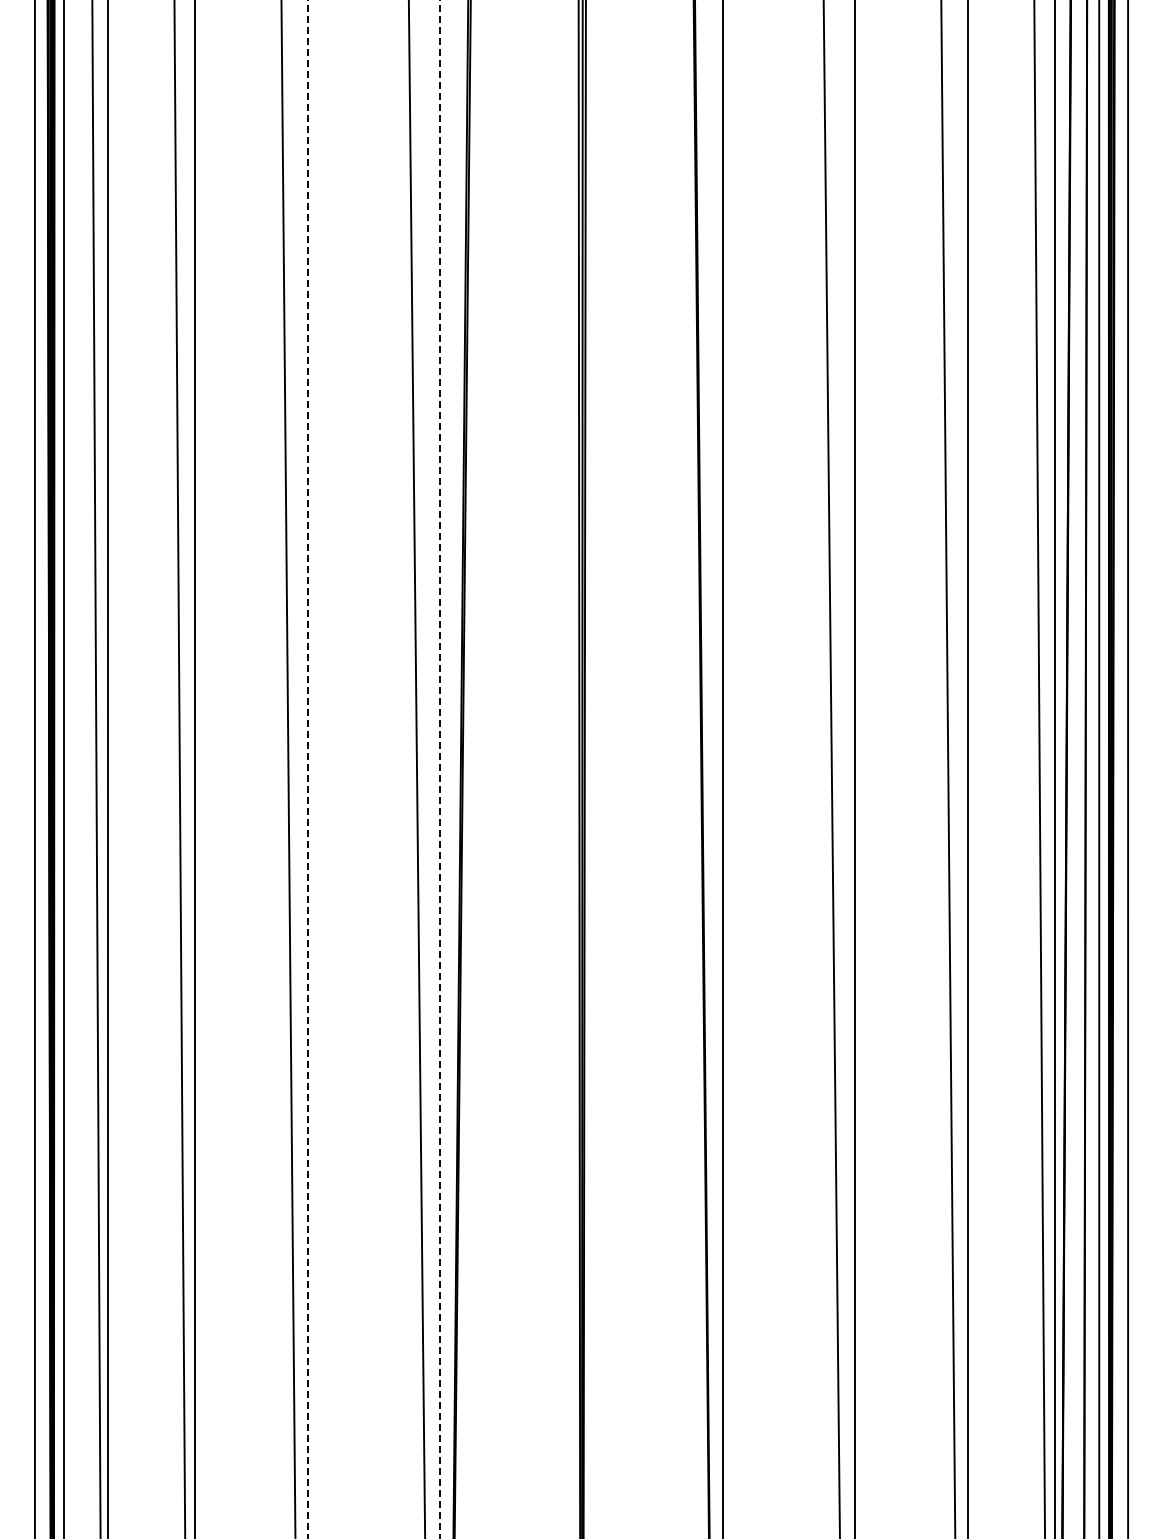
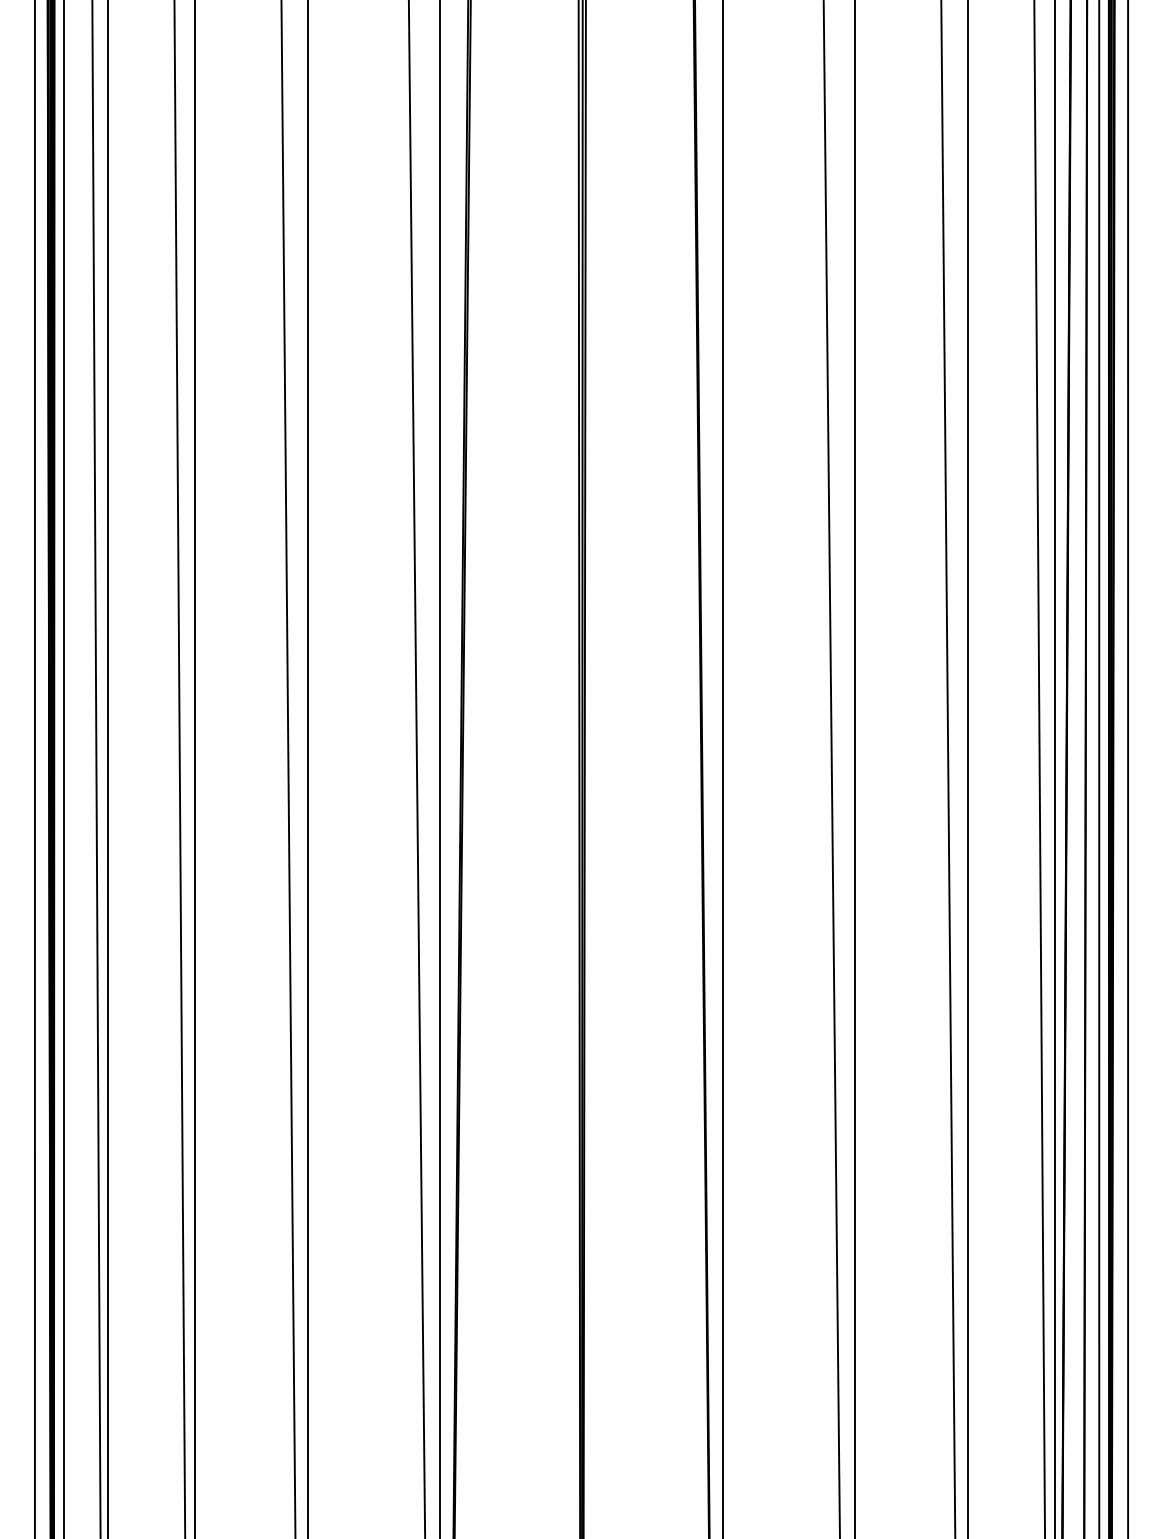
line: dashed -> solid (308, 769)
line: dashed -> solid (440, 769)
